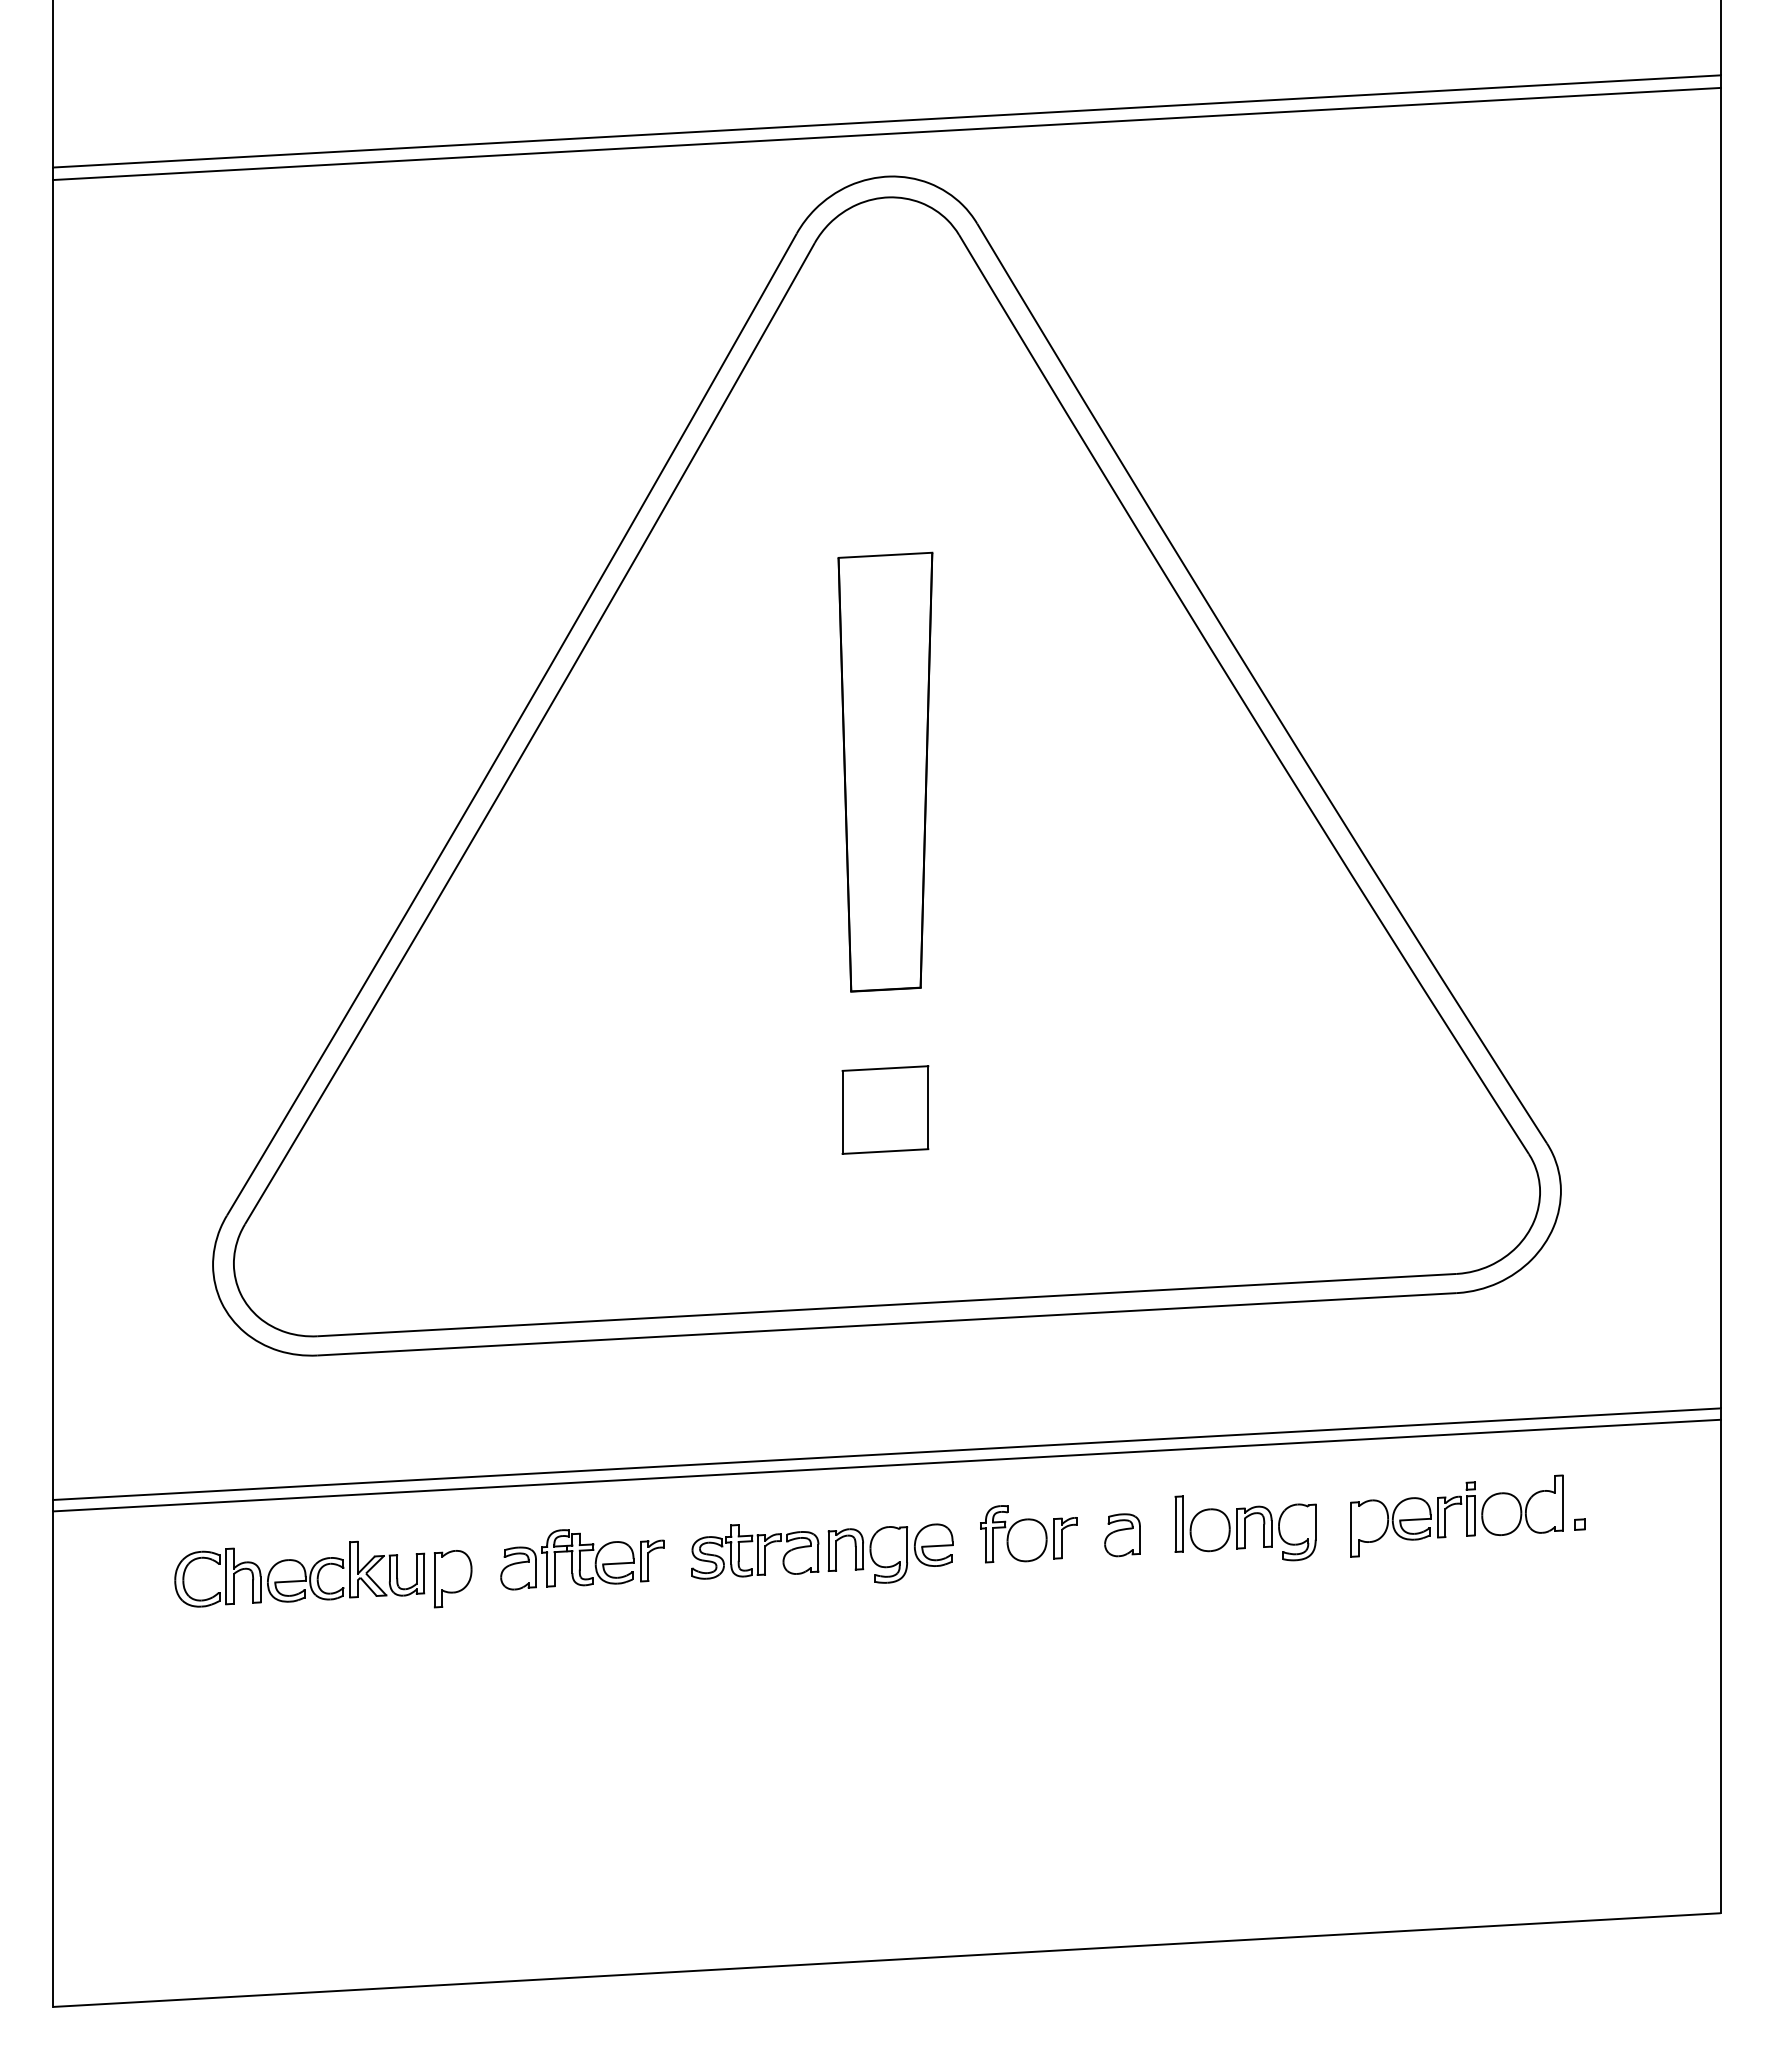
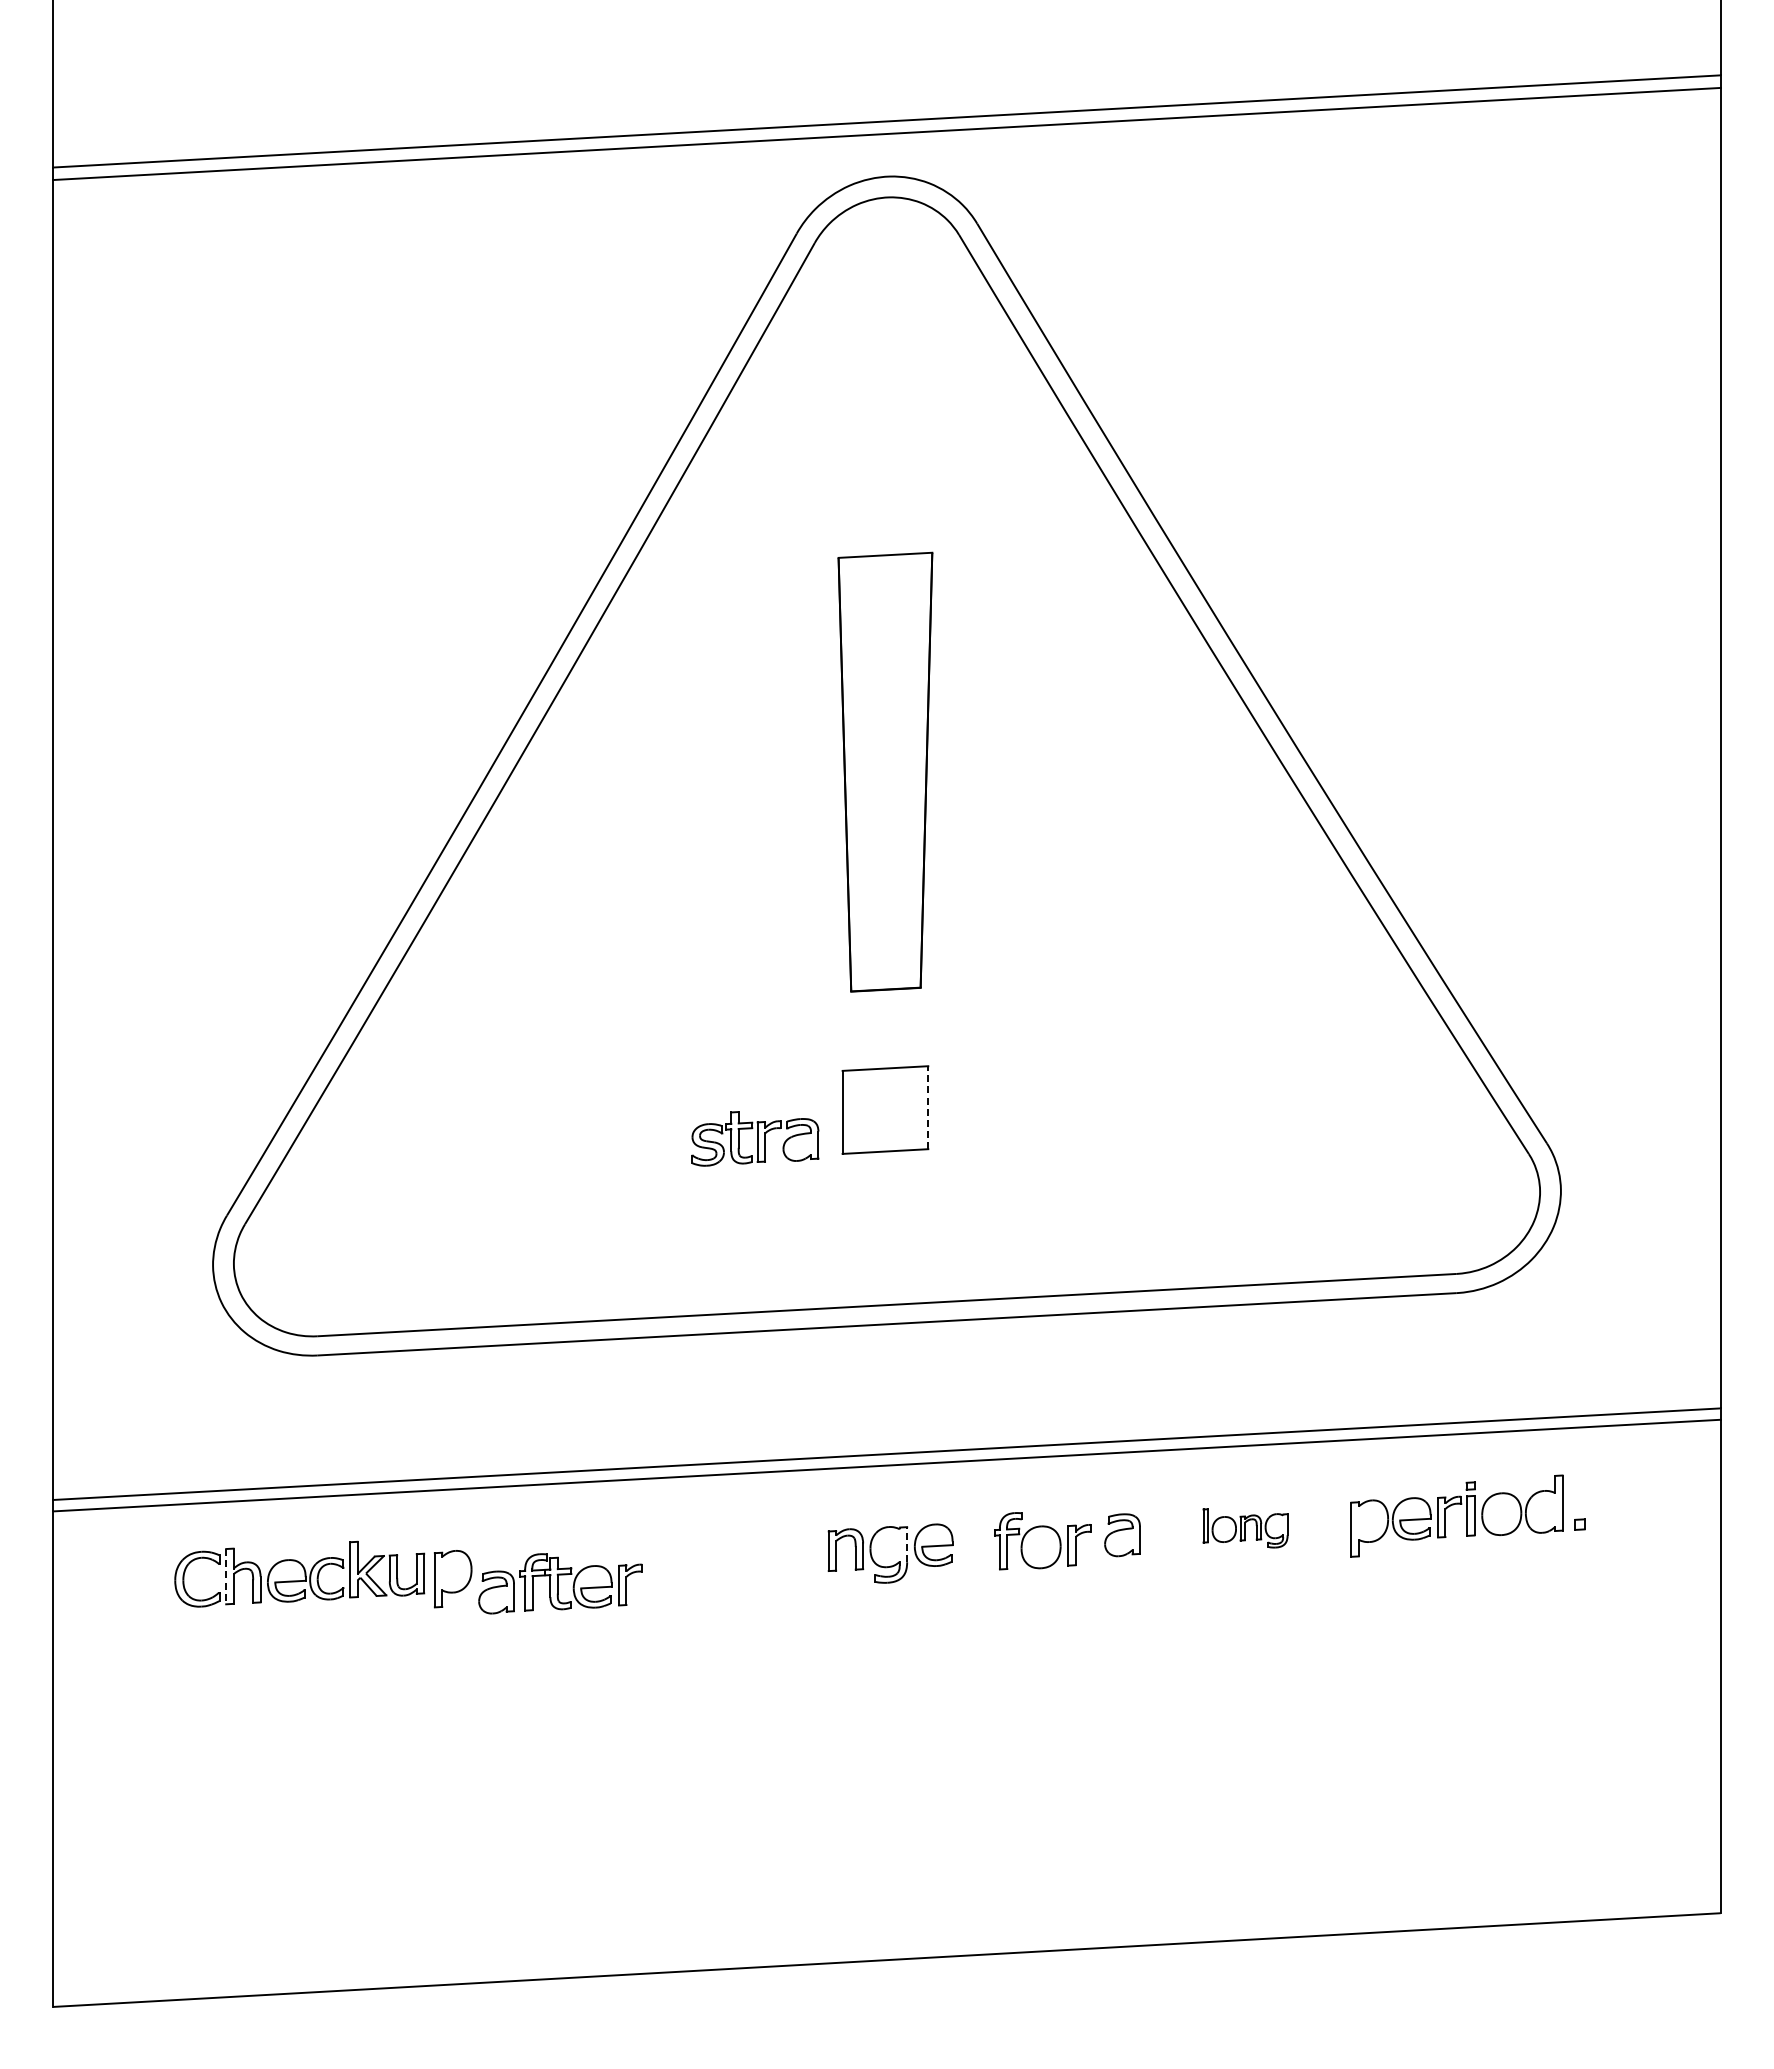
line: solid -> dashed (928, 1107)
part size: 143x67 px -> 87x41 px (1245, 1528)
part position: (1028, 1534) -> (1042, 1541) (1042, 1541)
line: solid -> dashed (907, 1544)
part position: (755, 1551) -> (755, 1138) (755, 1138)
part position: (582, 1559) -> (560, 1583) (560, 1583)
line: solid -> dashed (226, 1576)
